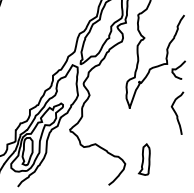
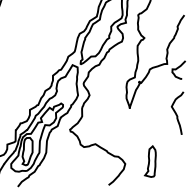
part position: (143, 159) -> (149, 161) (149, 161)
